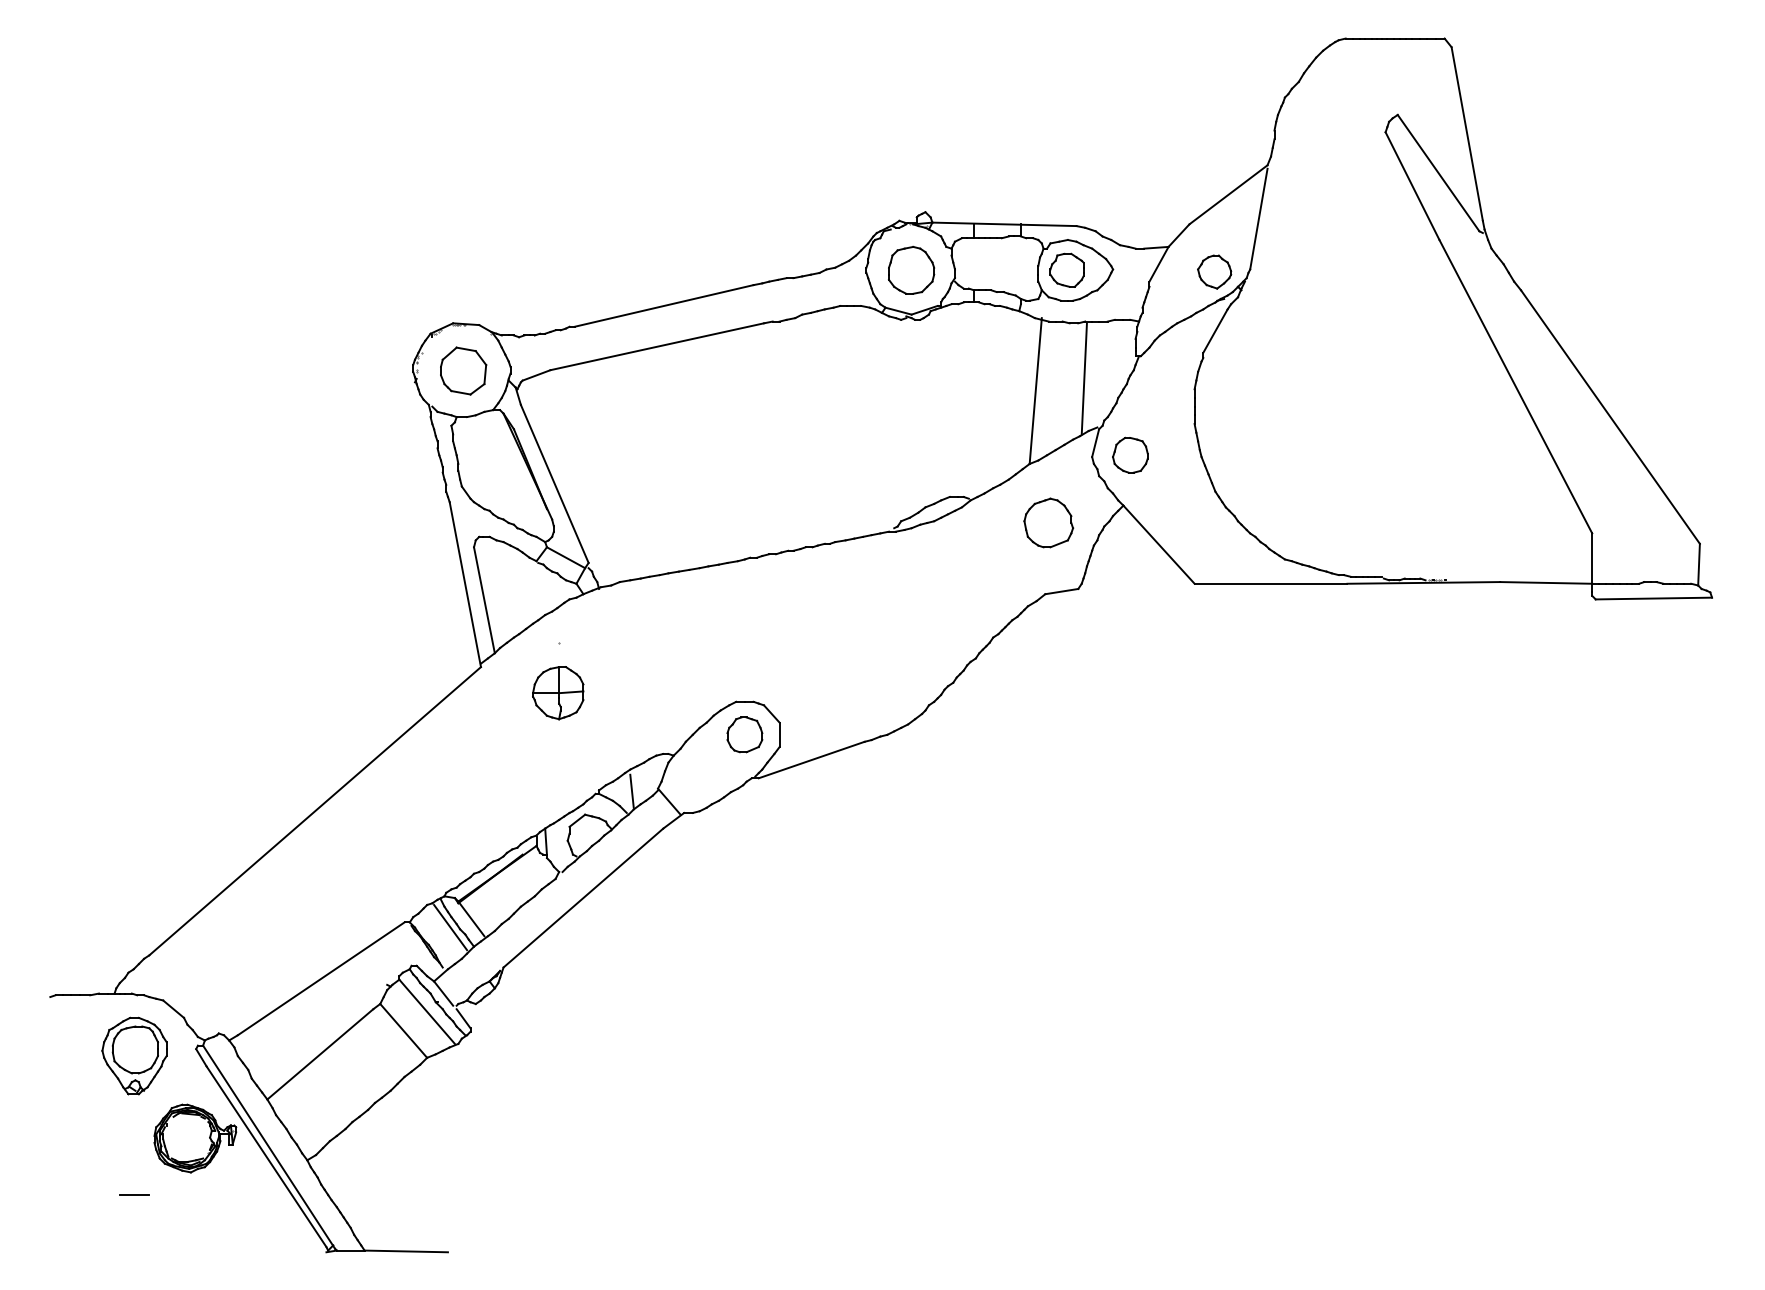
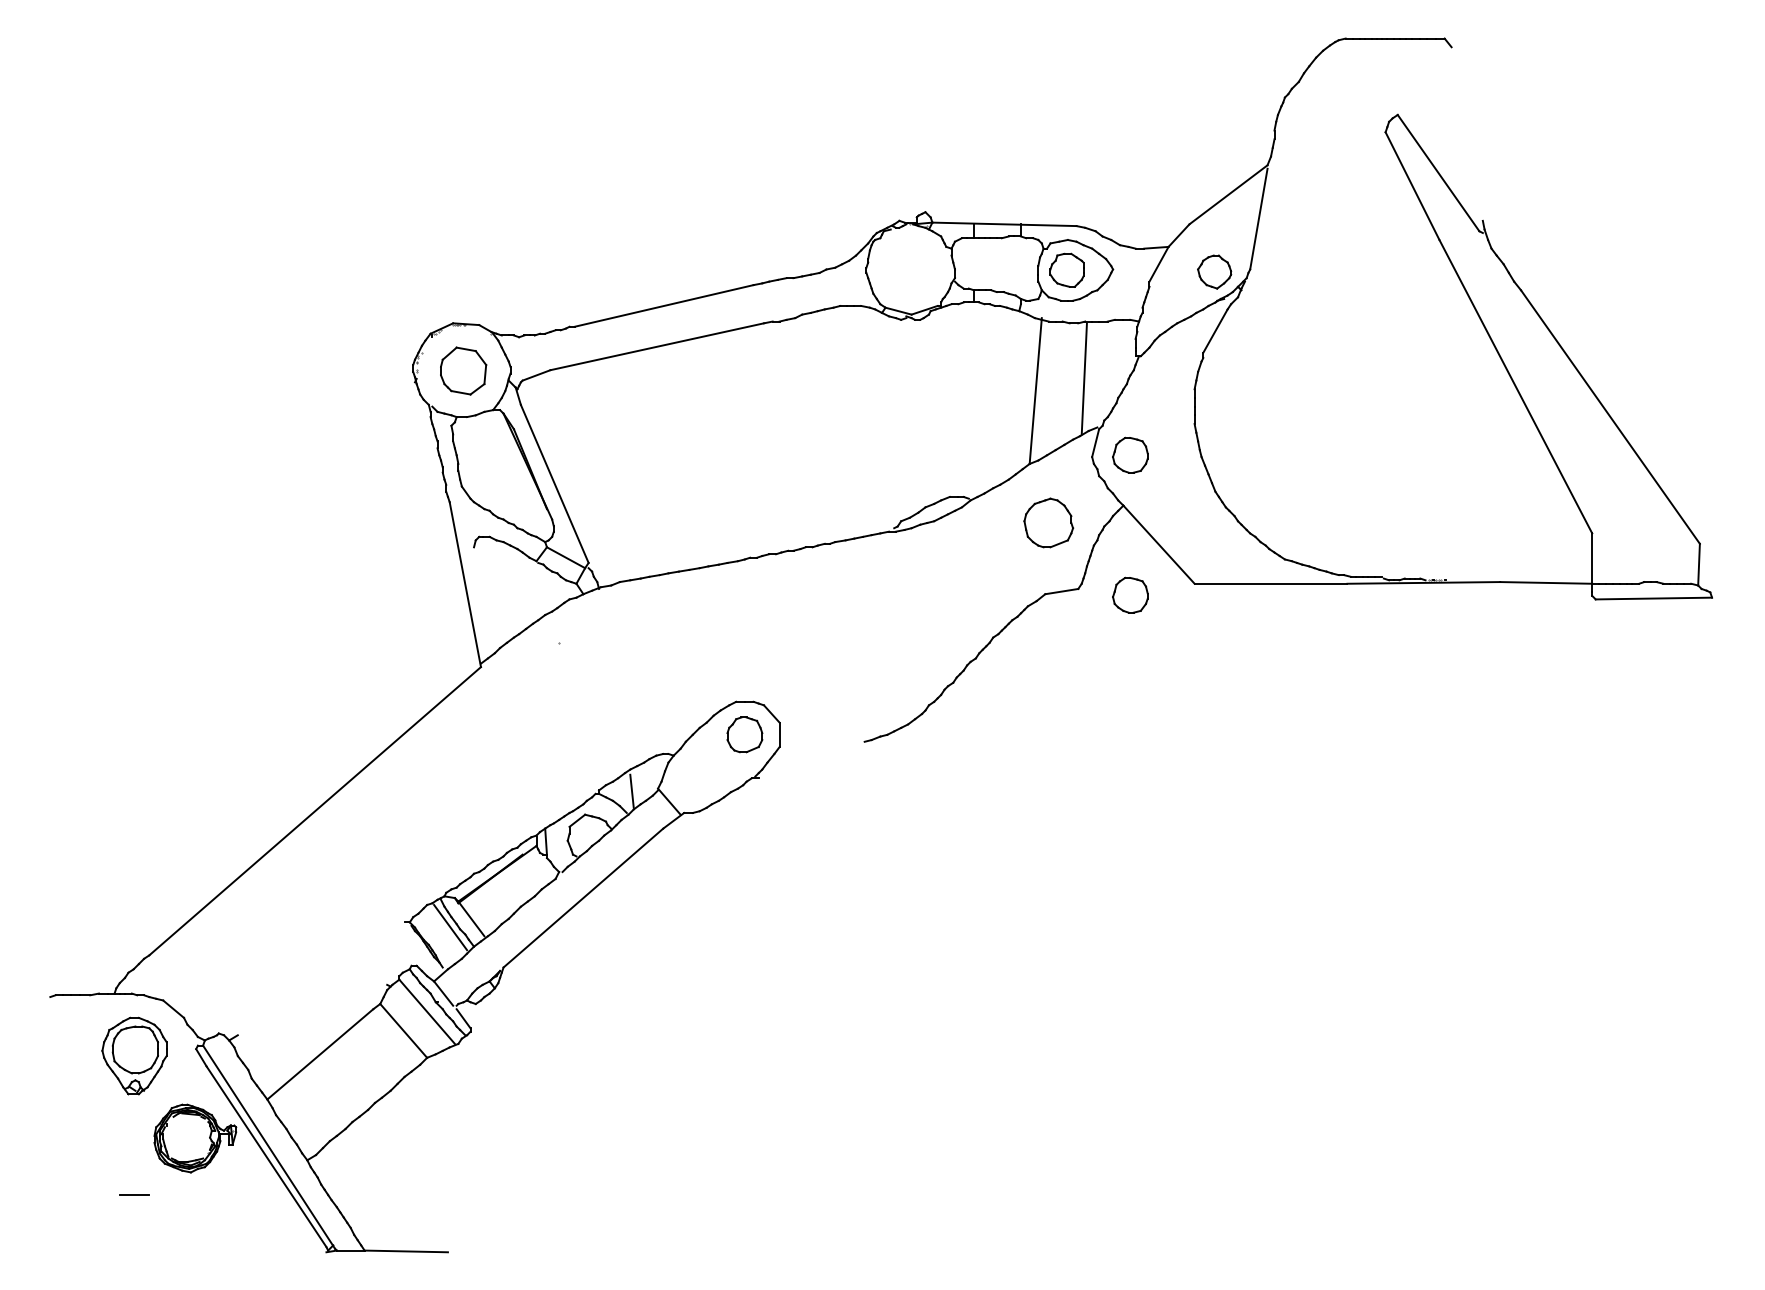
line: present -> none (1466, 133)
part: present -> none (911, 269)
part: none -> present (1130, 594)
line: present -> none (484, 600)
part: present -> none (558, 693)
line: present -> none (811, 759)
line: present -> none (320, 978)
